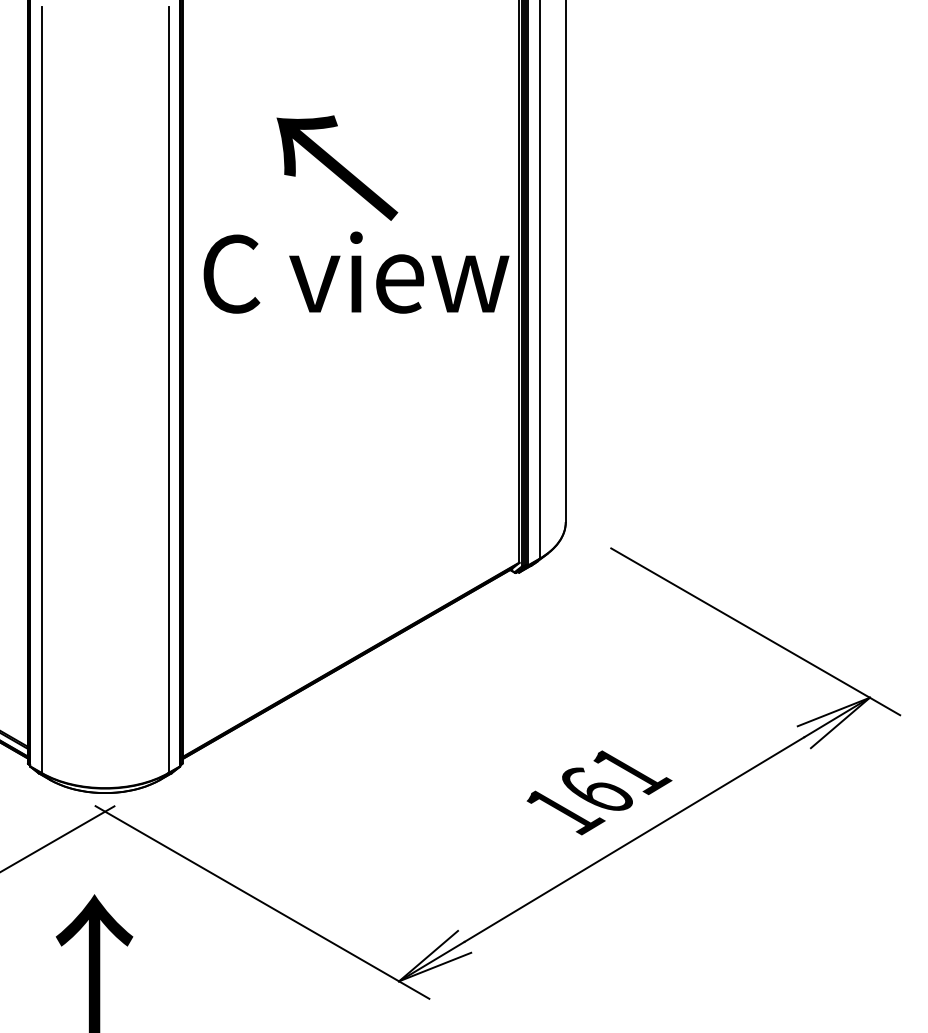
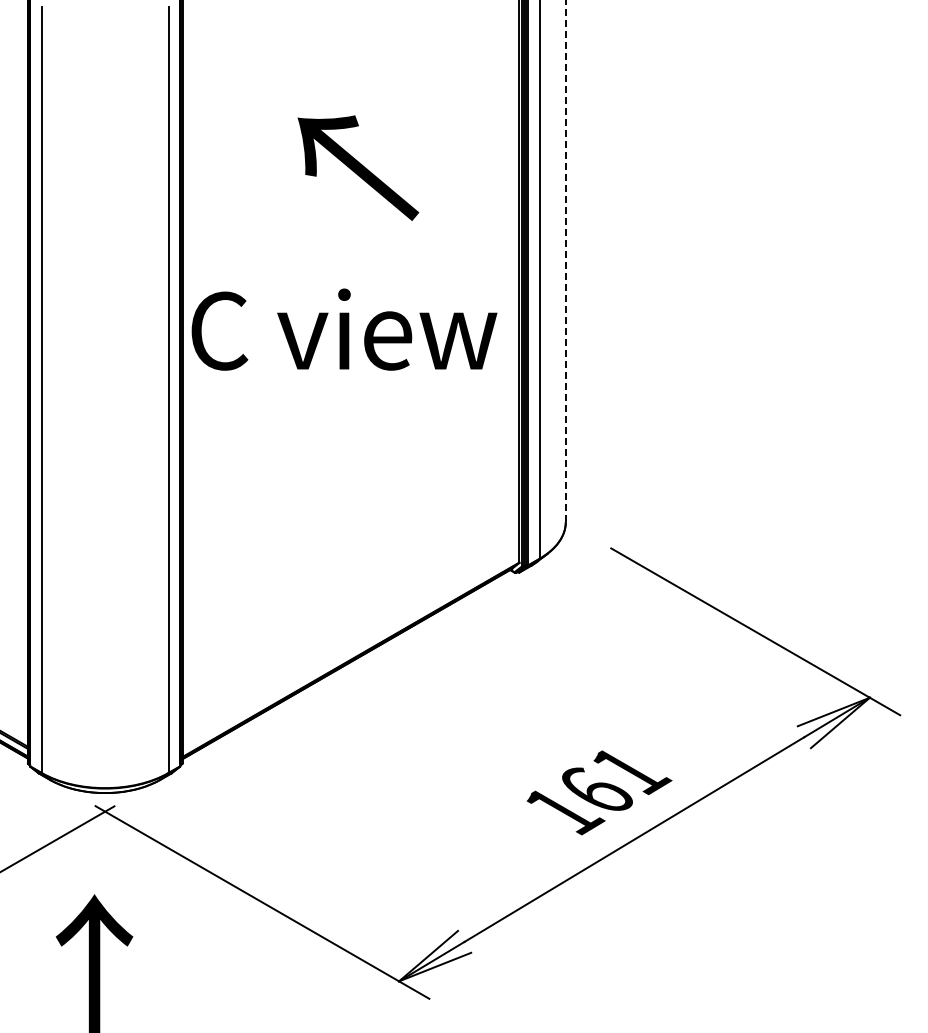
text position: (337, 167) -> (358, 167) (358, 167)
line: solid -> dashed (565, 261)
text position: (356, 272) -> (344, 329) (344, 329)
